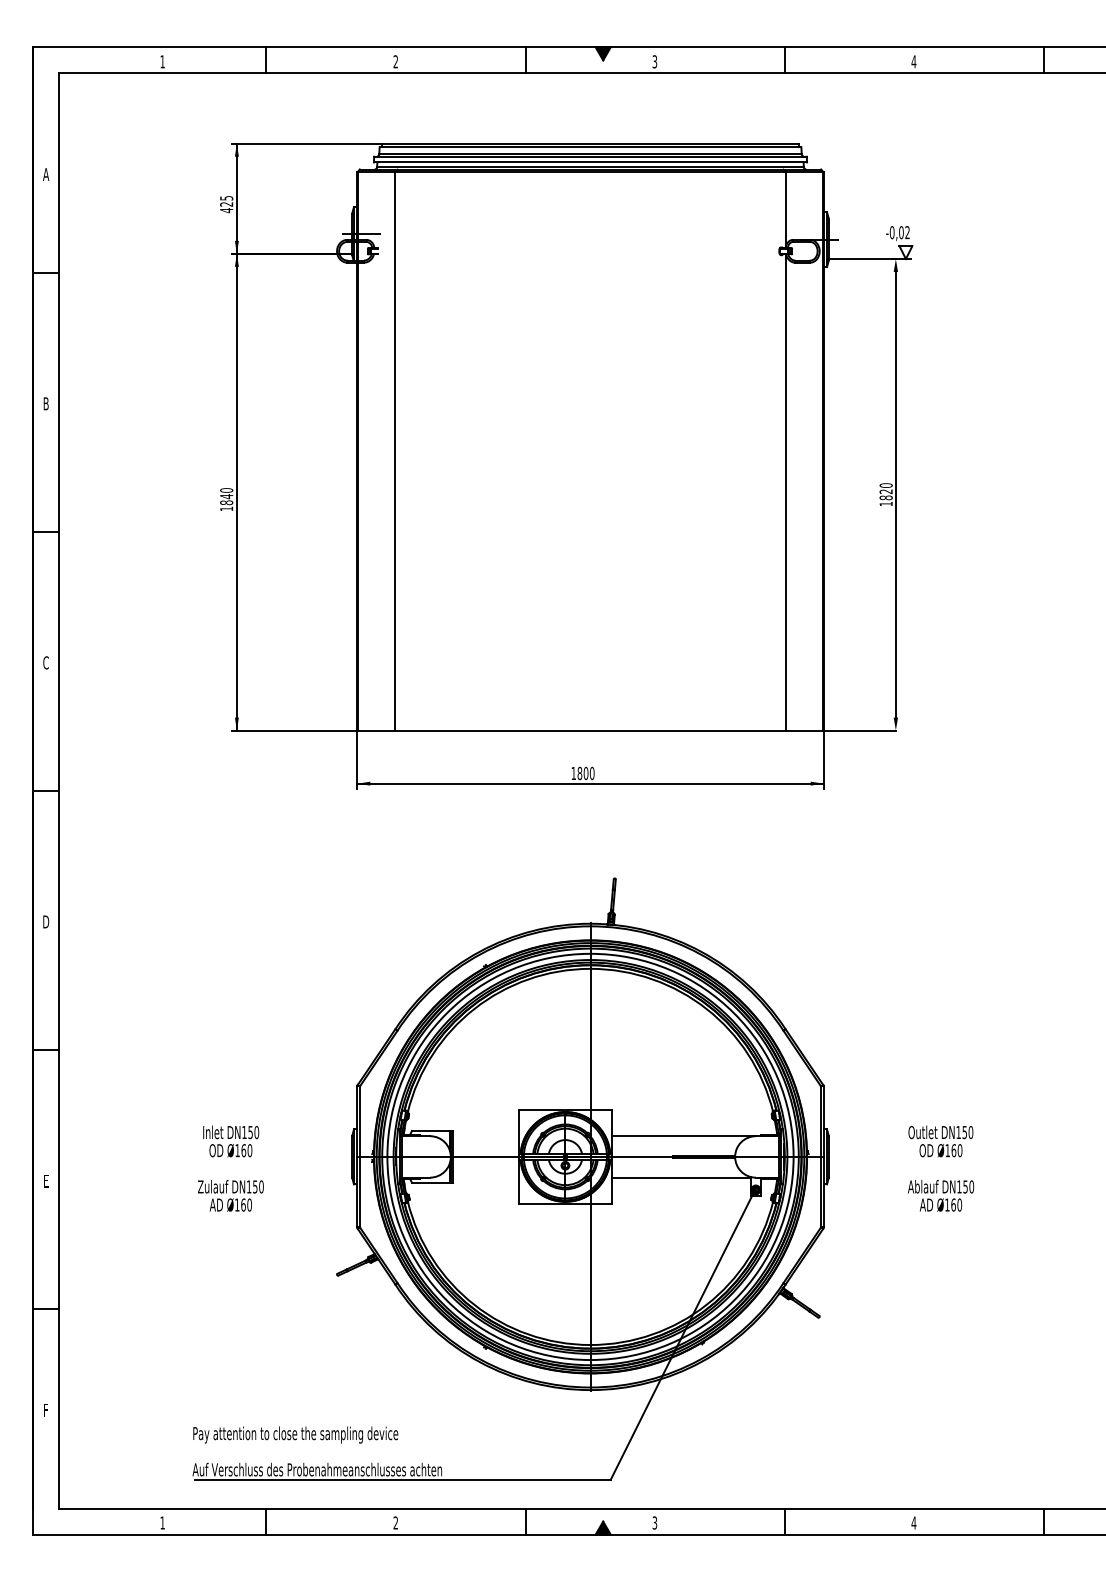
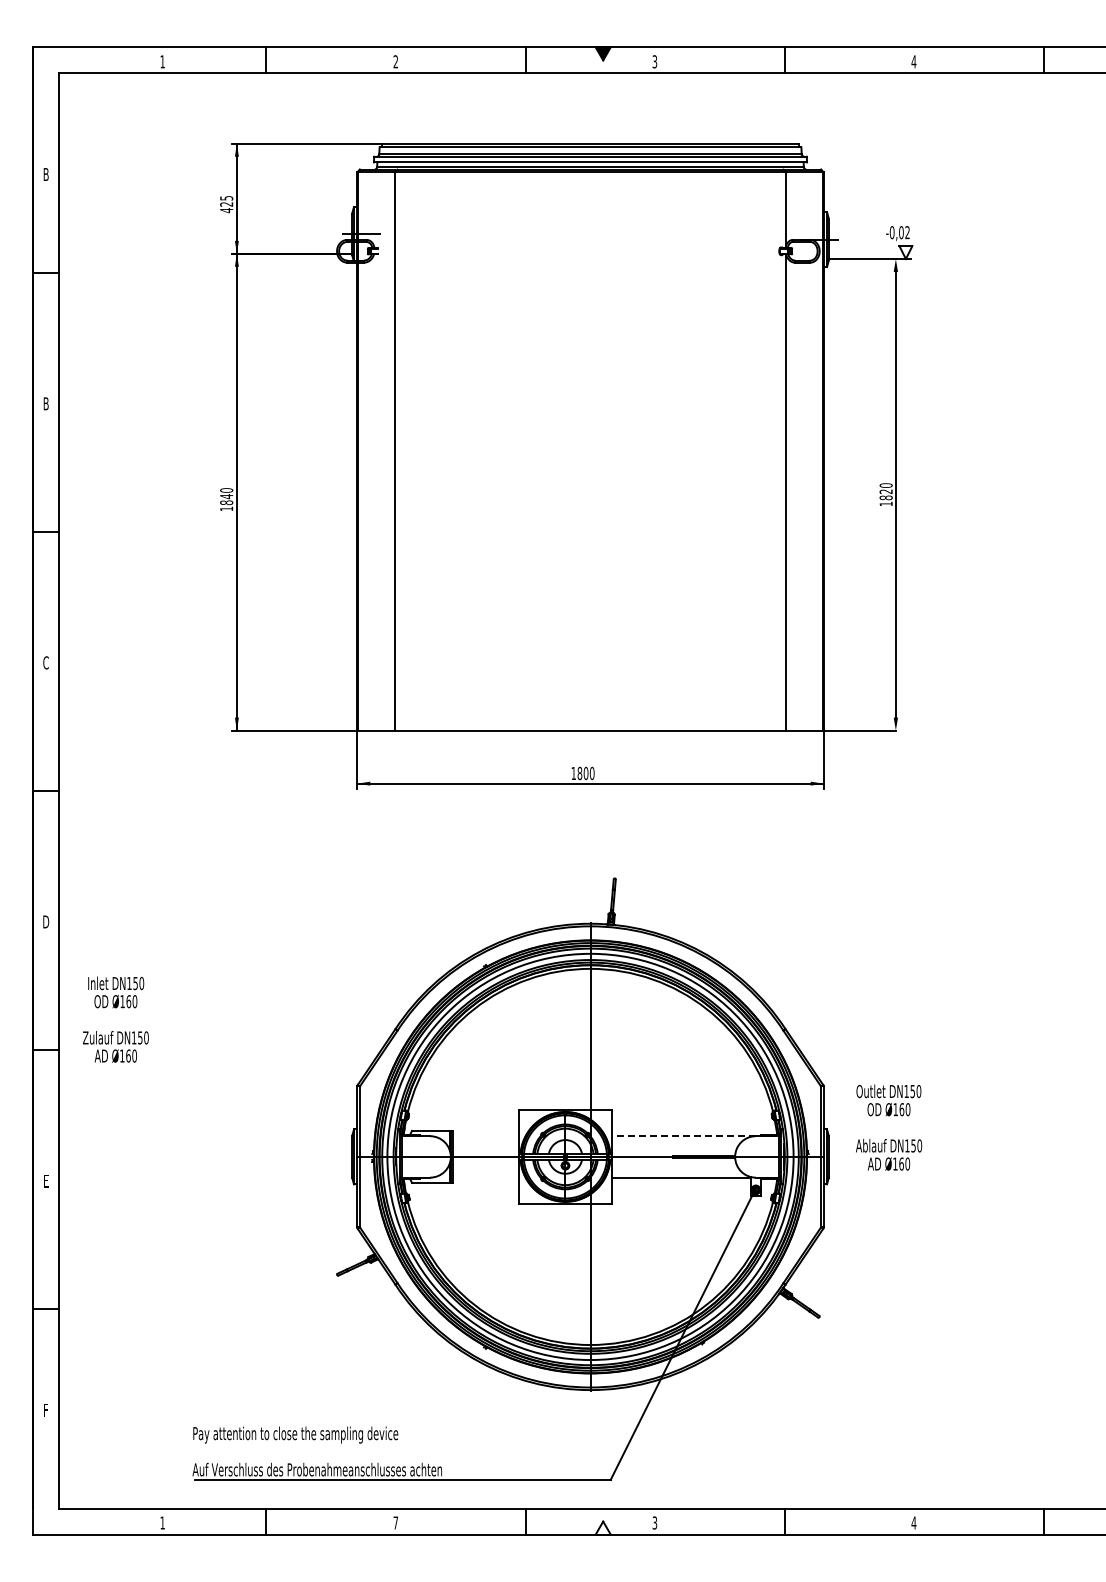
text: A -> B (46, 174)
line: solid -> dashed (683, 1136)
text position: (230, 1168) -> (115, 1019) (115, 1019)
text position: (941, 1168) -> (889, 1127) (889, 1127)
text: 2 -> 7 (395, 1522)
fill: present -> none (602, 1527)
